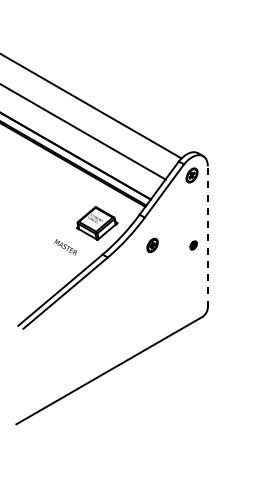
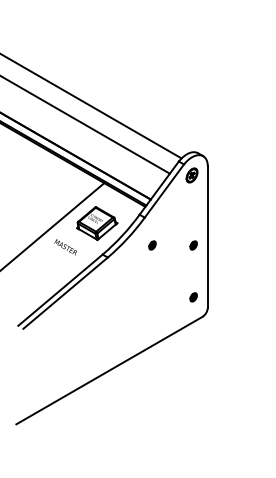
line position: (83, 132) -> (85, 125) (85, 125)
line: none -> present (53, 226)
line: dashed -> solid (207, 237)
part size: 13x17 px -> 9x11 px (152, 245)
part: none -> present (193, 297)
